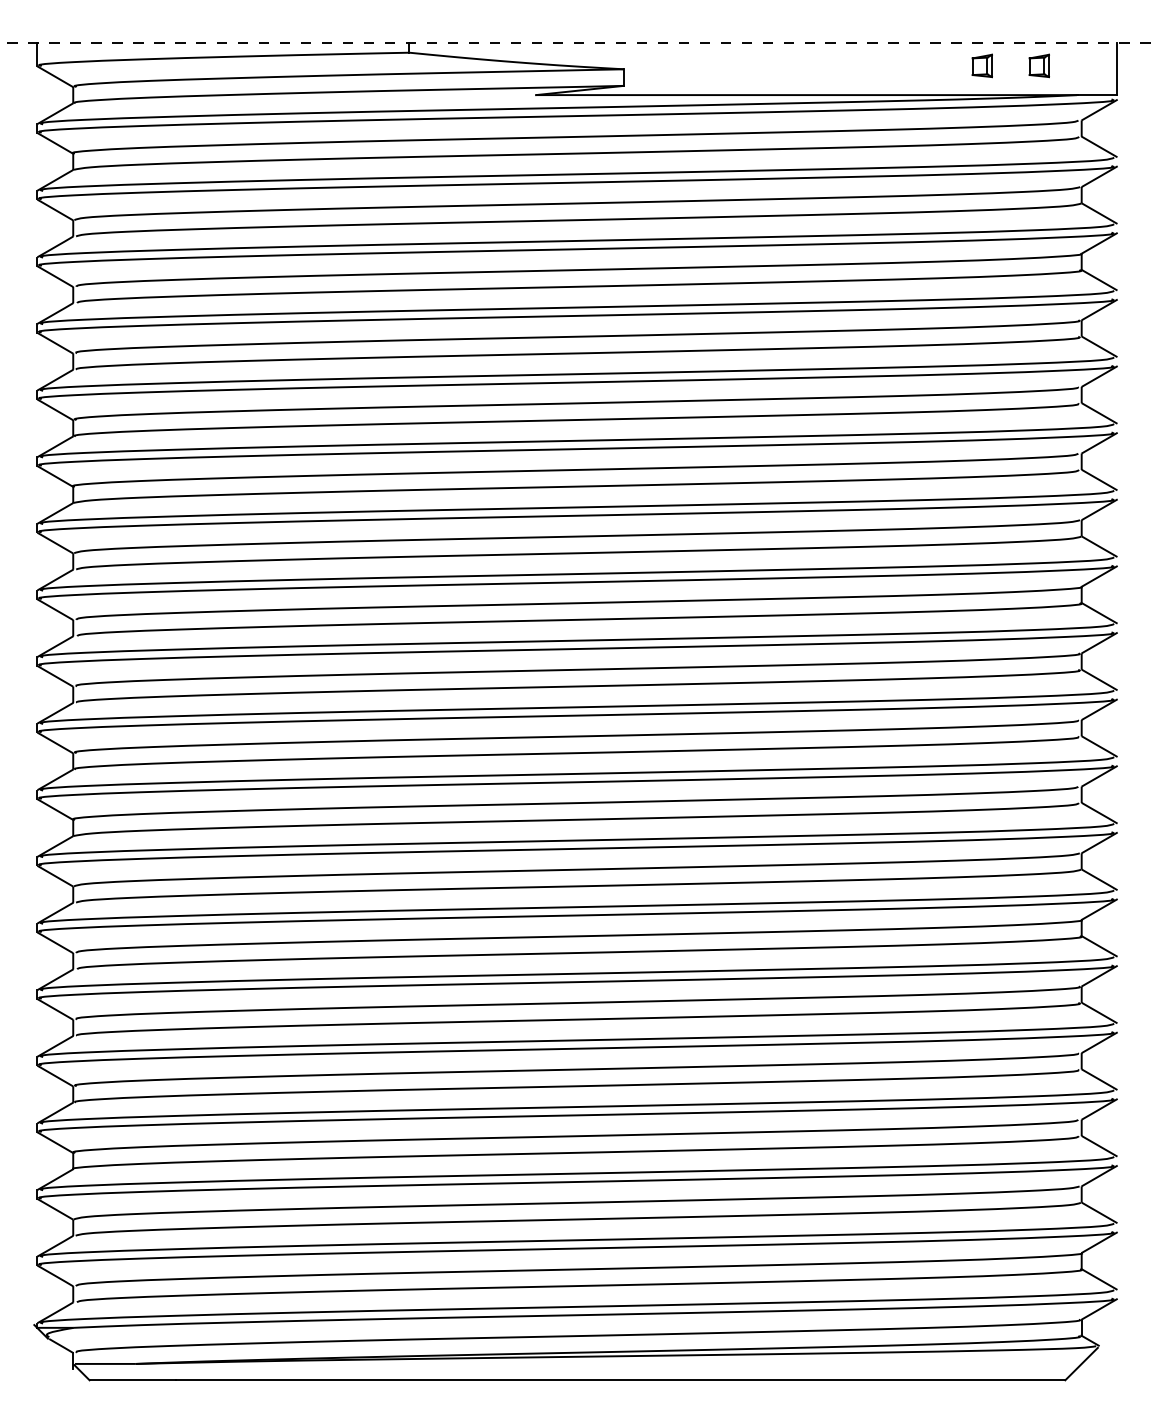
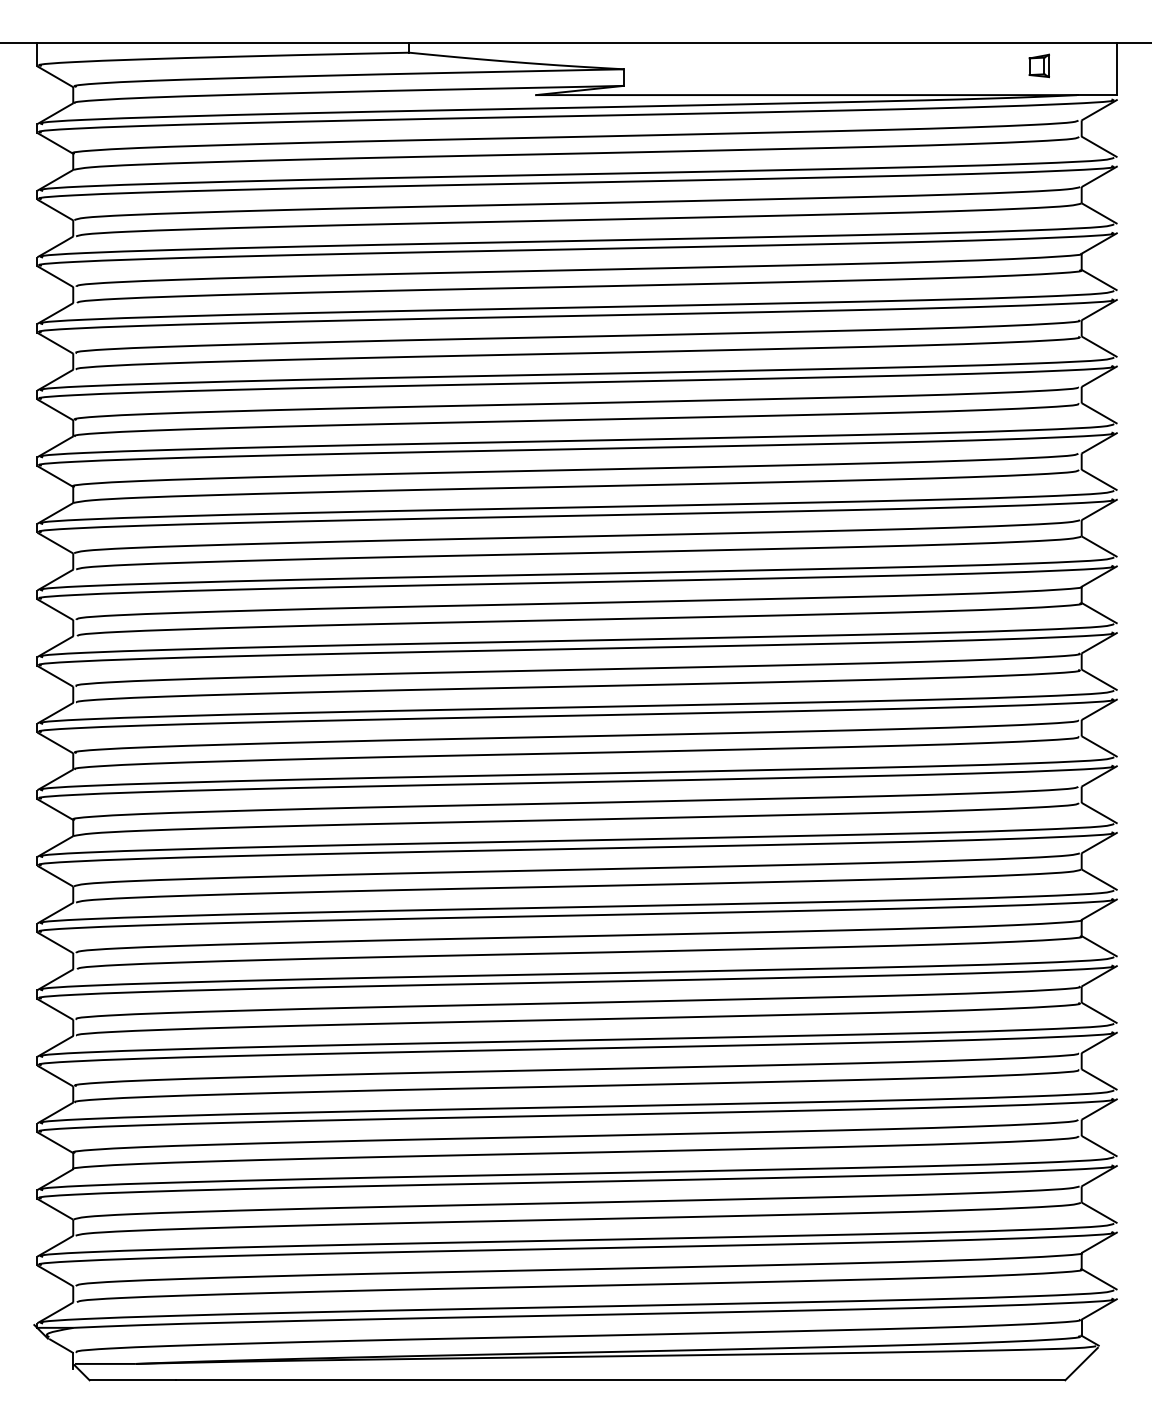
line: dashed -> solid (576, 42)
part: present -> none (981, 65)
